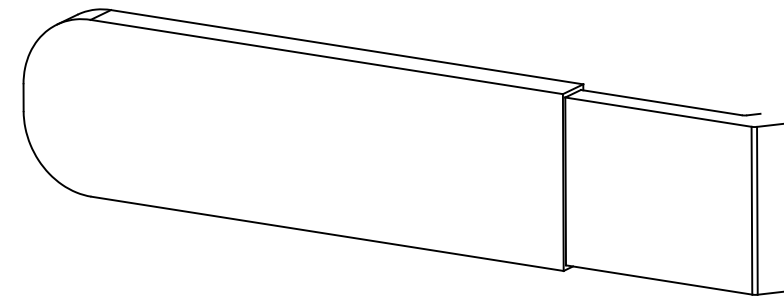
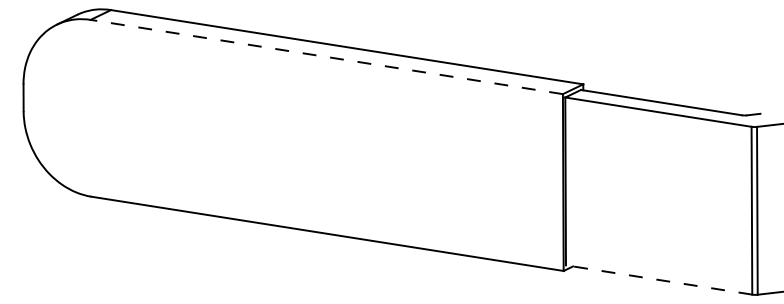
line: solid -> dashed (326, 56)
line: solid -> dashed (658, 279)
